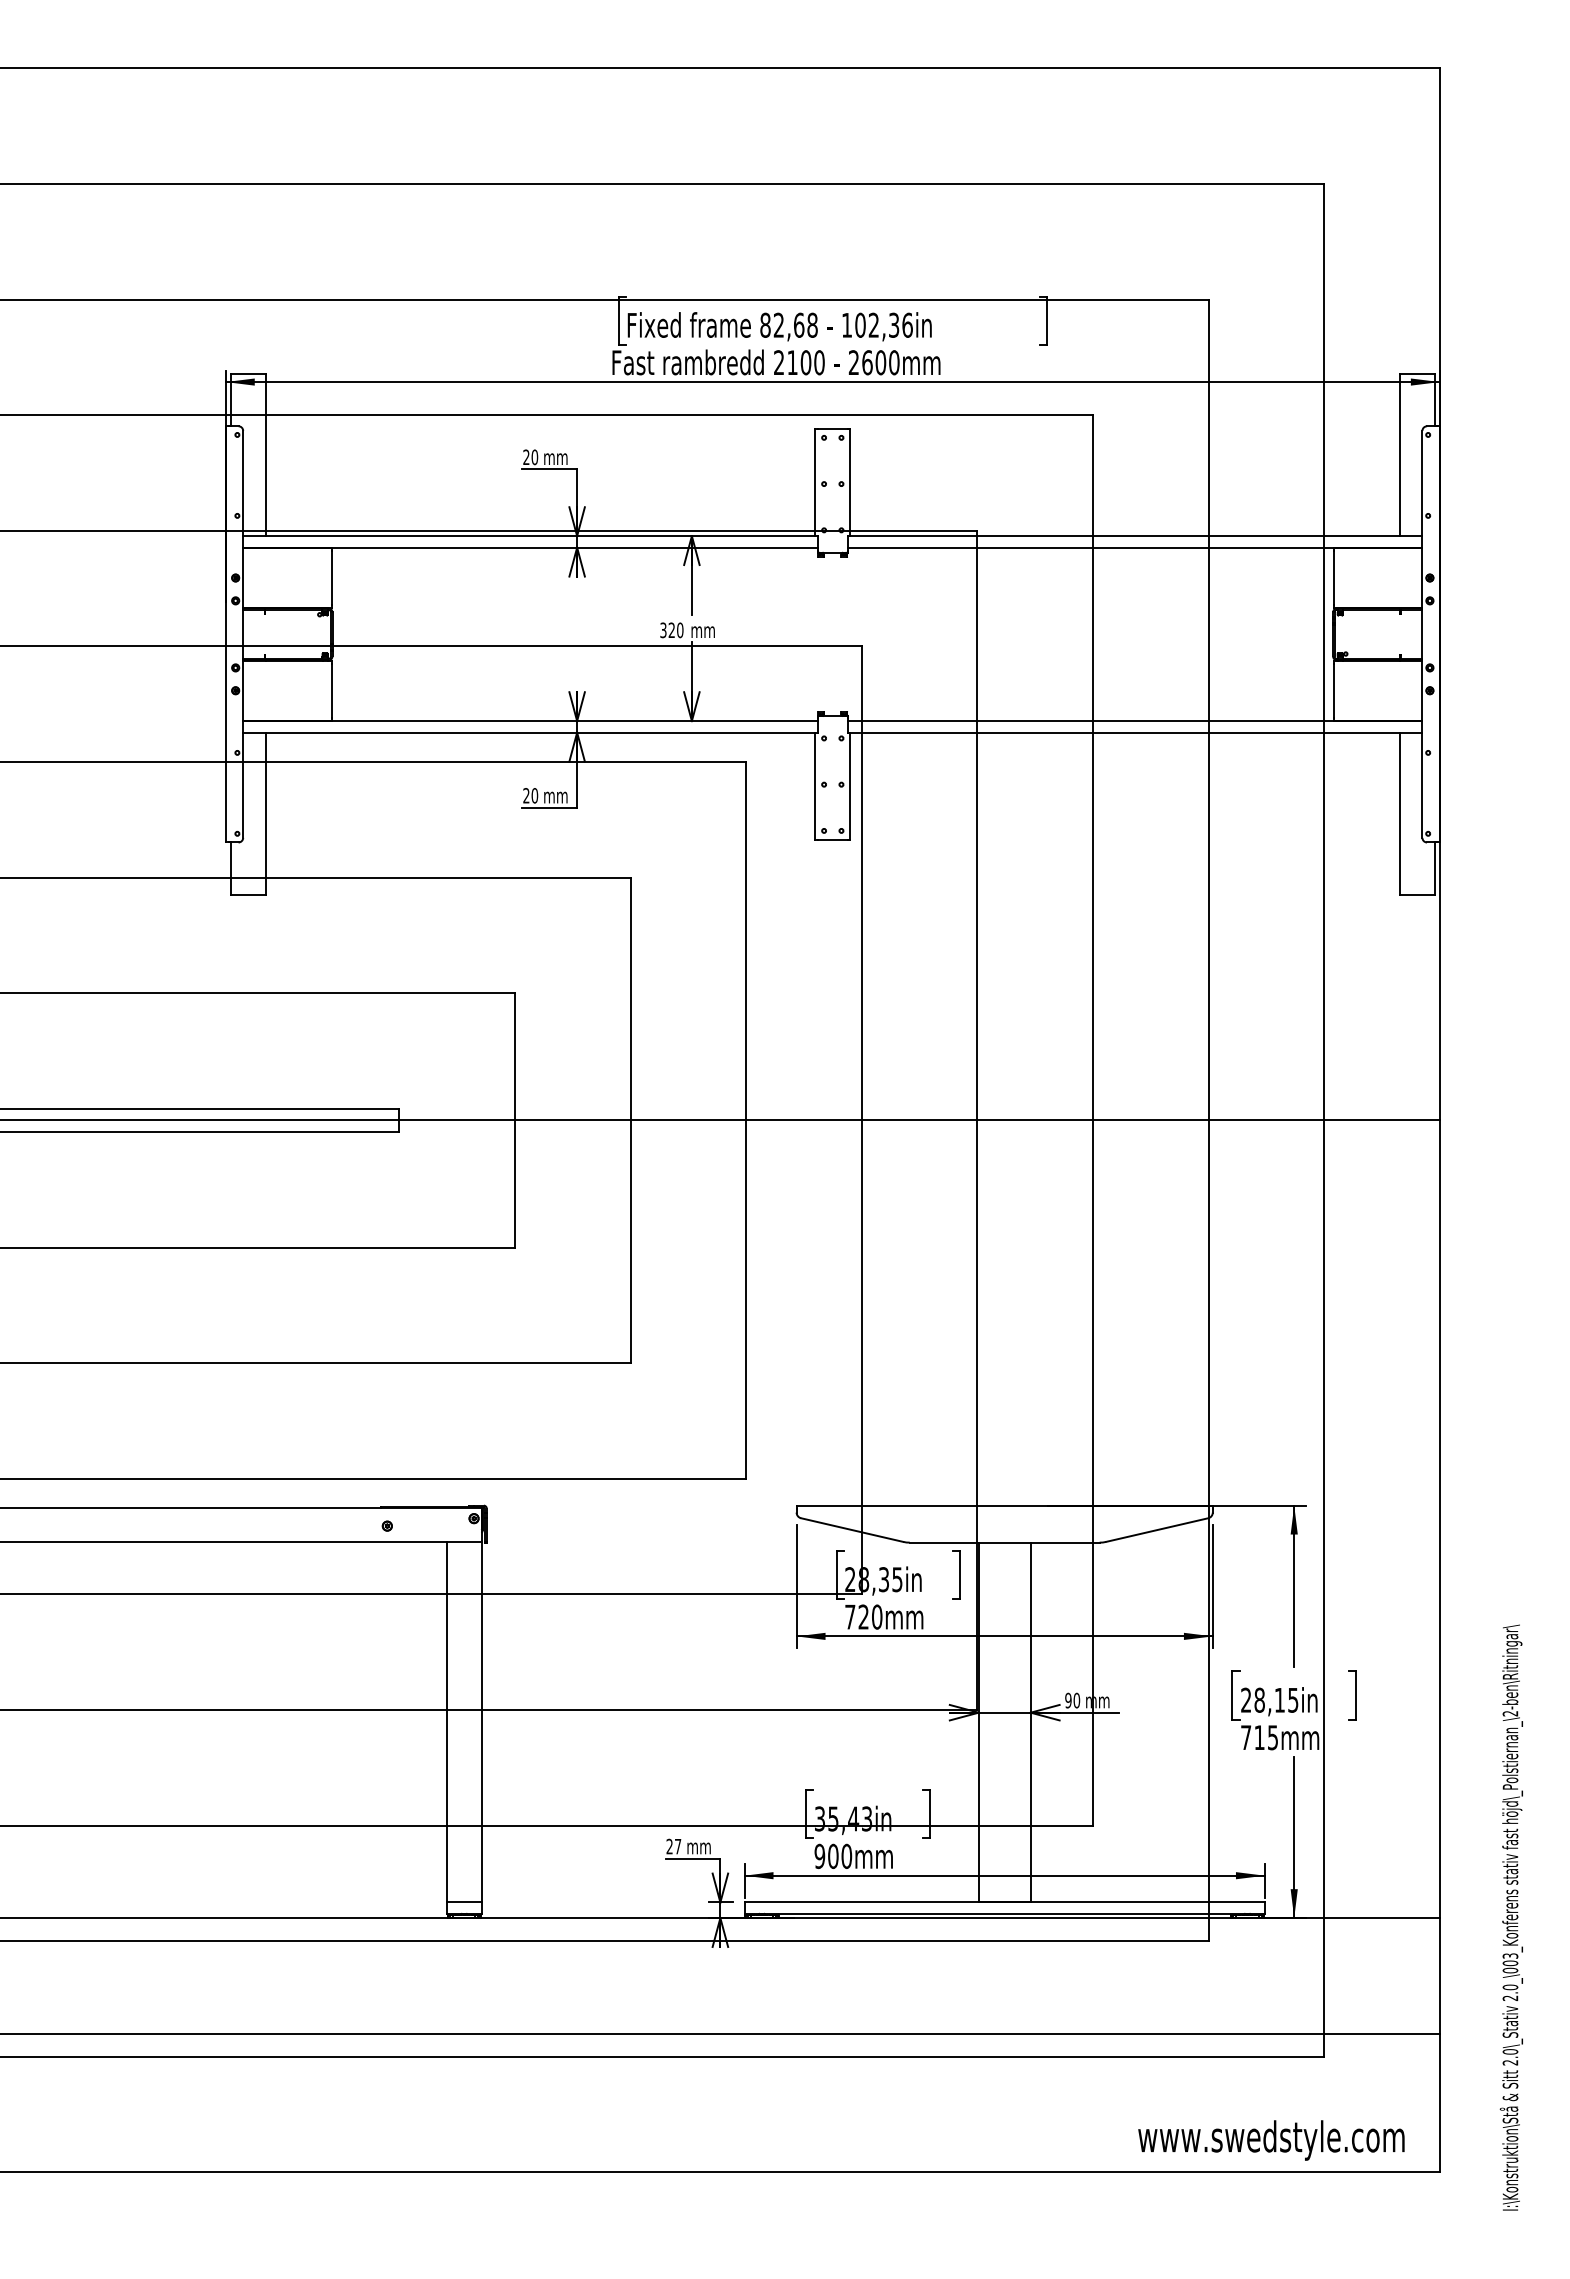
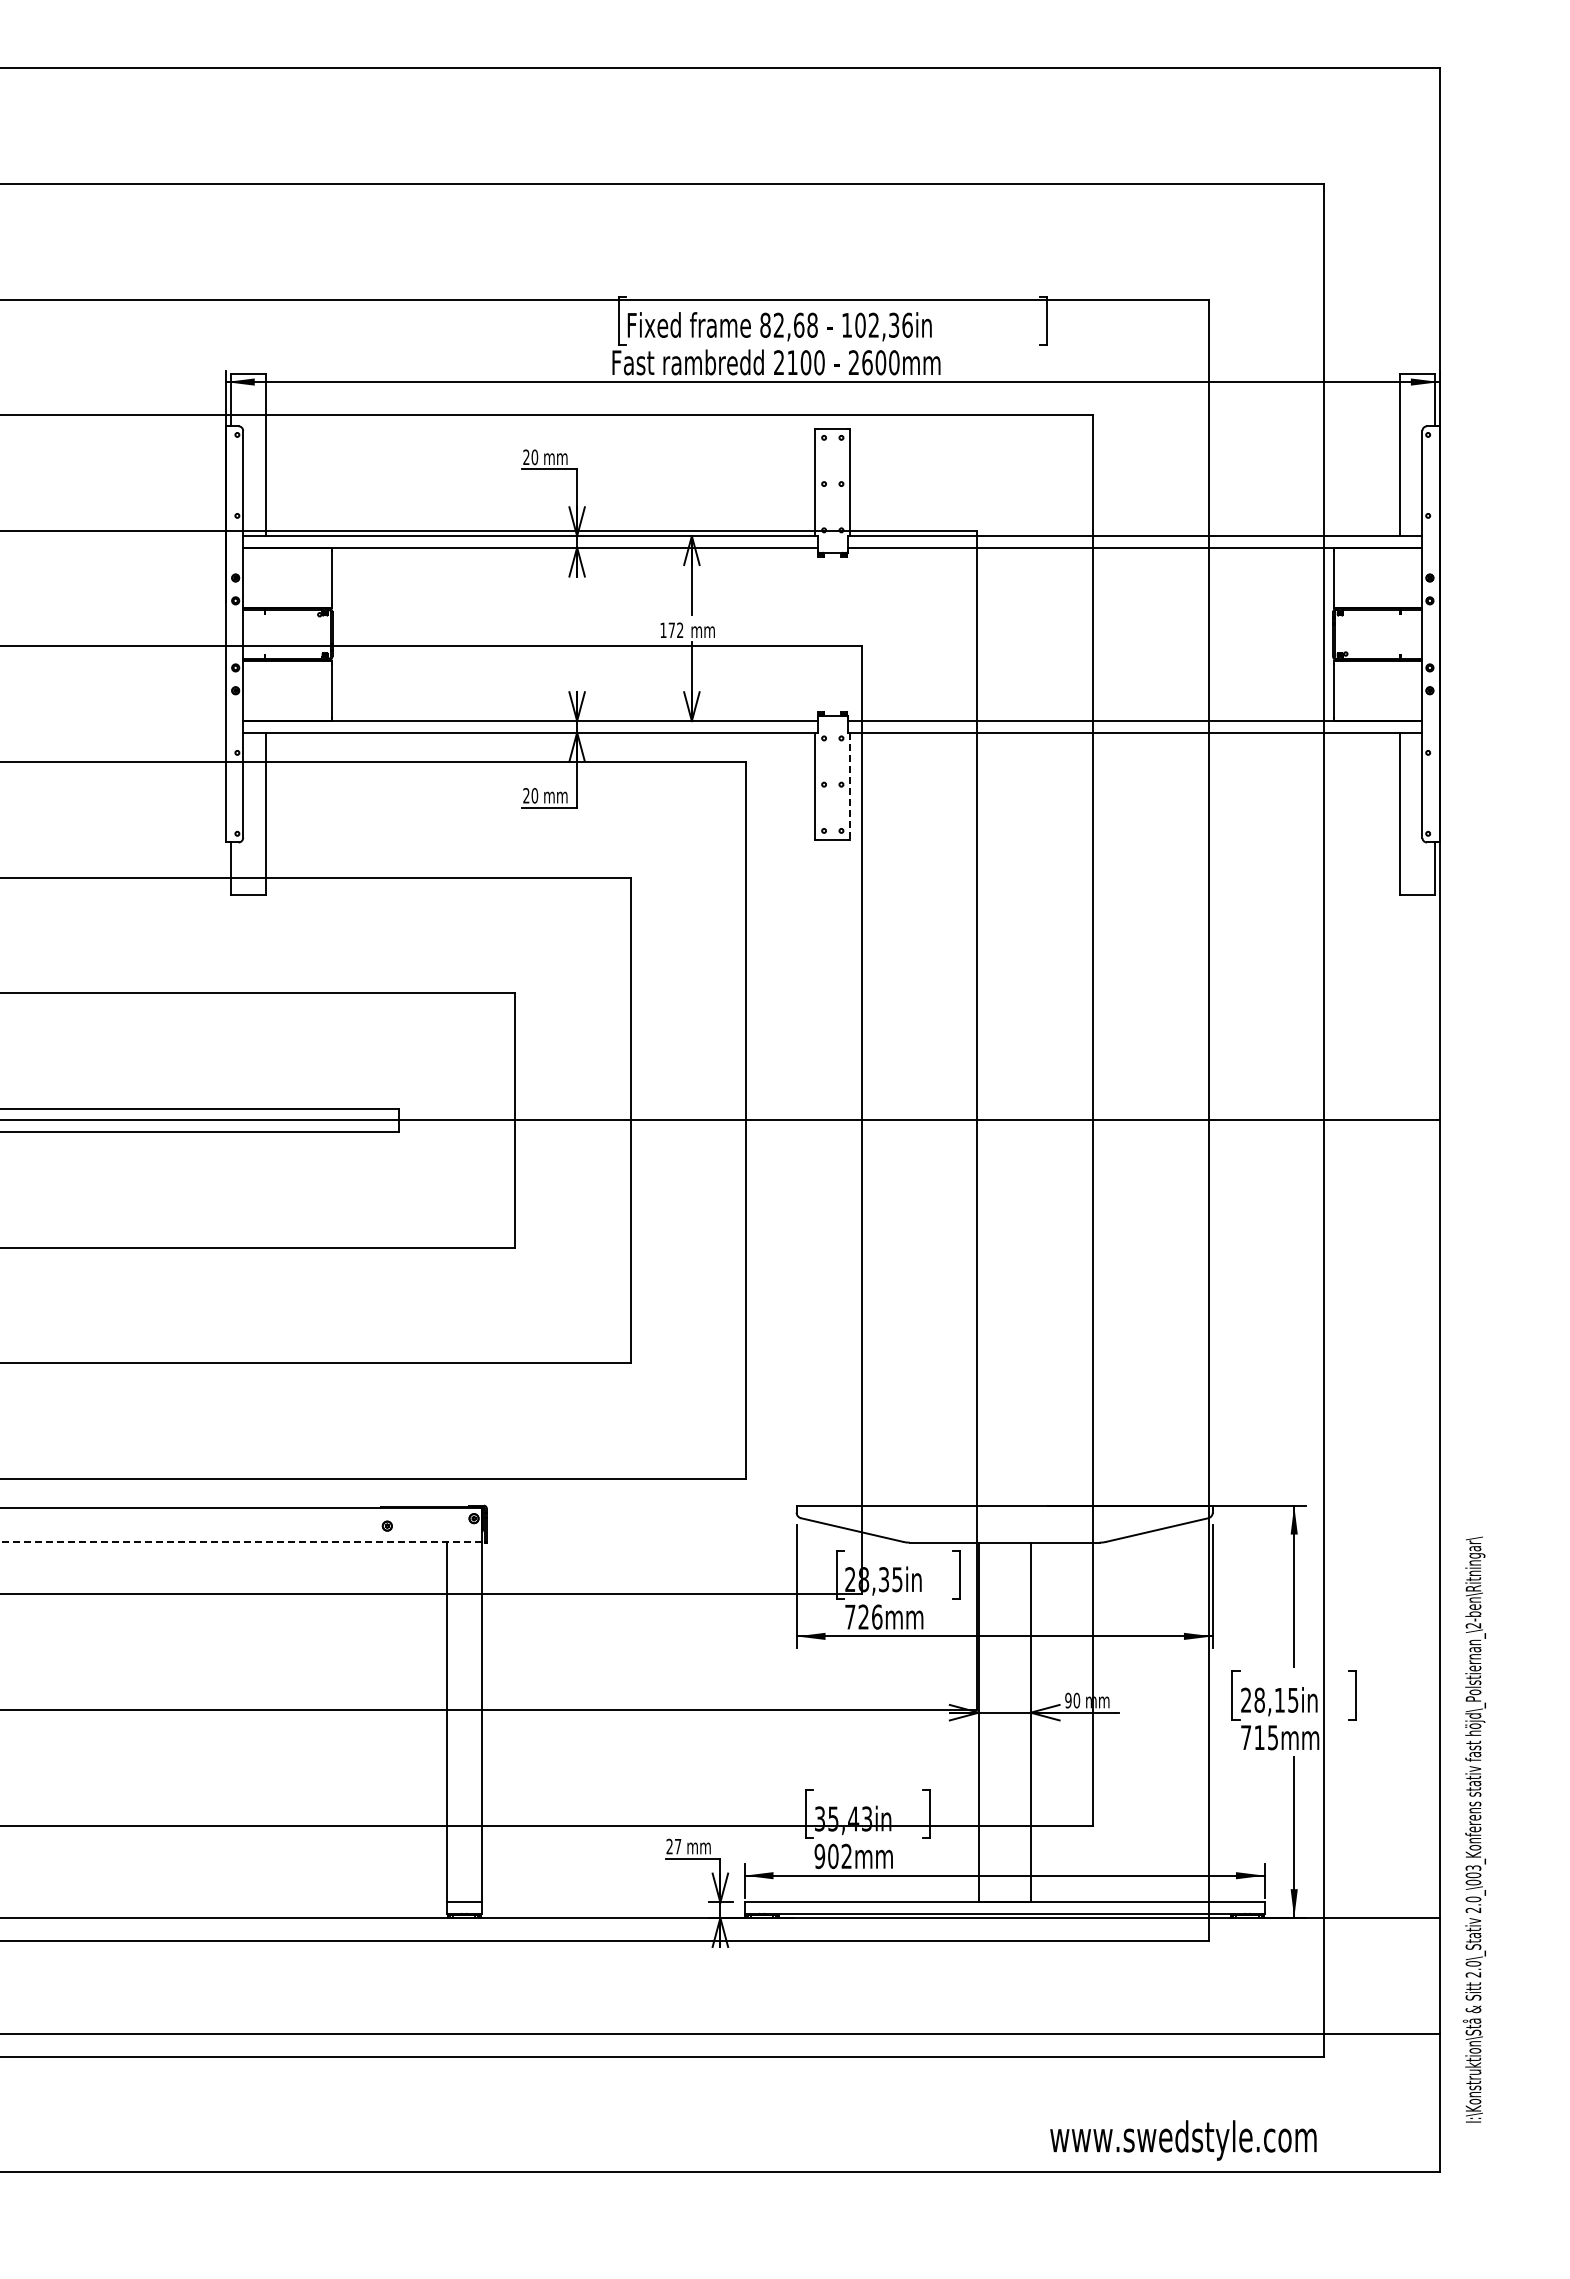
text: 320 -> 172 (671, 630)
line: solid -> dashed (850, 786)
line: solid -> dashed (240, 1542)
text: 720mm -> 726mm (877, 1616)
text: 900mm -> 902mm (846, 1855)
text position: (1510, 1917) -> (1473, 1829) (1473, 1829)
text position: (1271, 2140) -> (1183, 2140) (1183, 2140)
